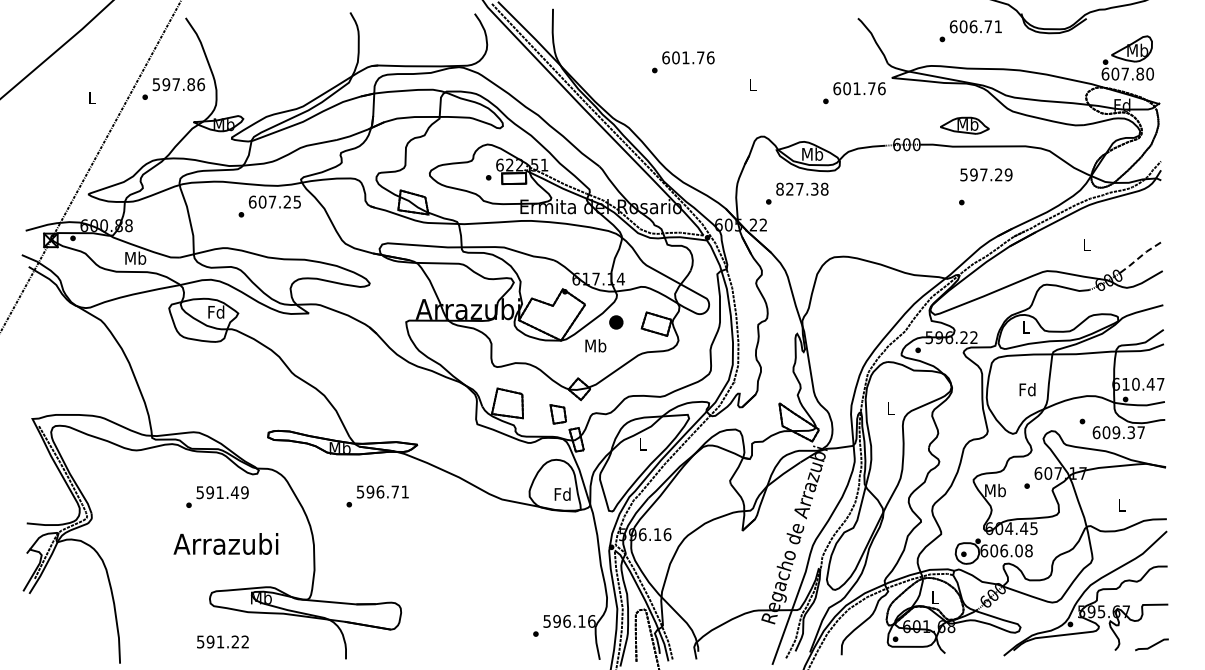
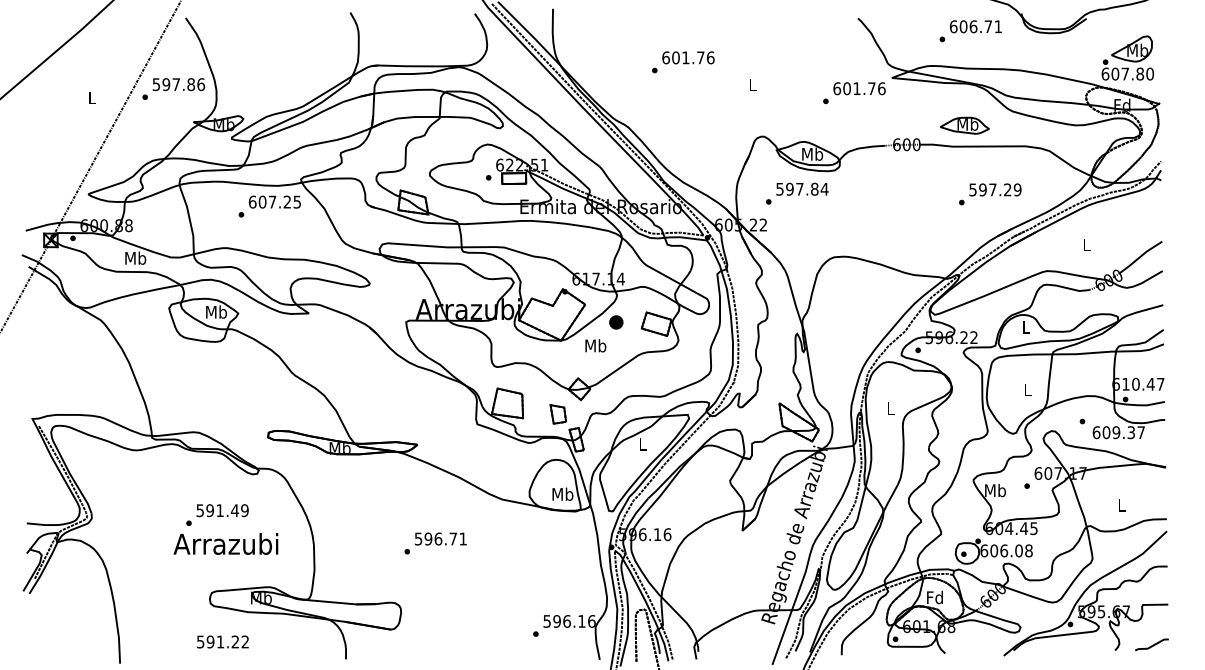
text position: (986, 174) -> (995, 189) (995, 189)
text: 827.38 -> 597.84 (802, 188)
line: dashed -> solid (1140, 256)
text: Fd -> Mb (216, 311)
text: Fd -> L (1027, 389)
text: Fd -> Mb (562, 493)
text position: (217, 496) -> (217, 514) (217, 514)
text position: (377, 496) -> (435, 543) (435, 543)
text: L -> Fd (934, 597)
